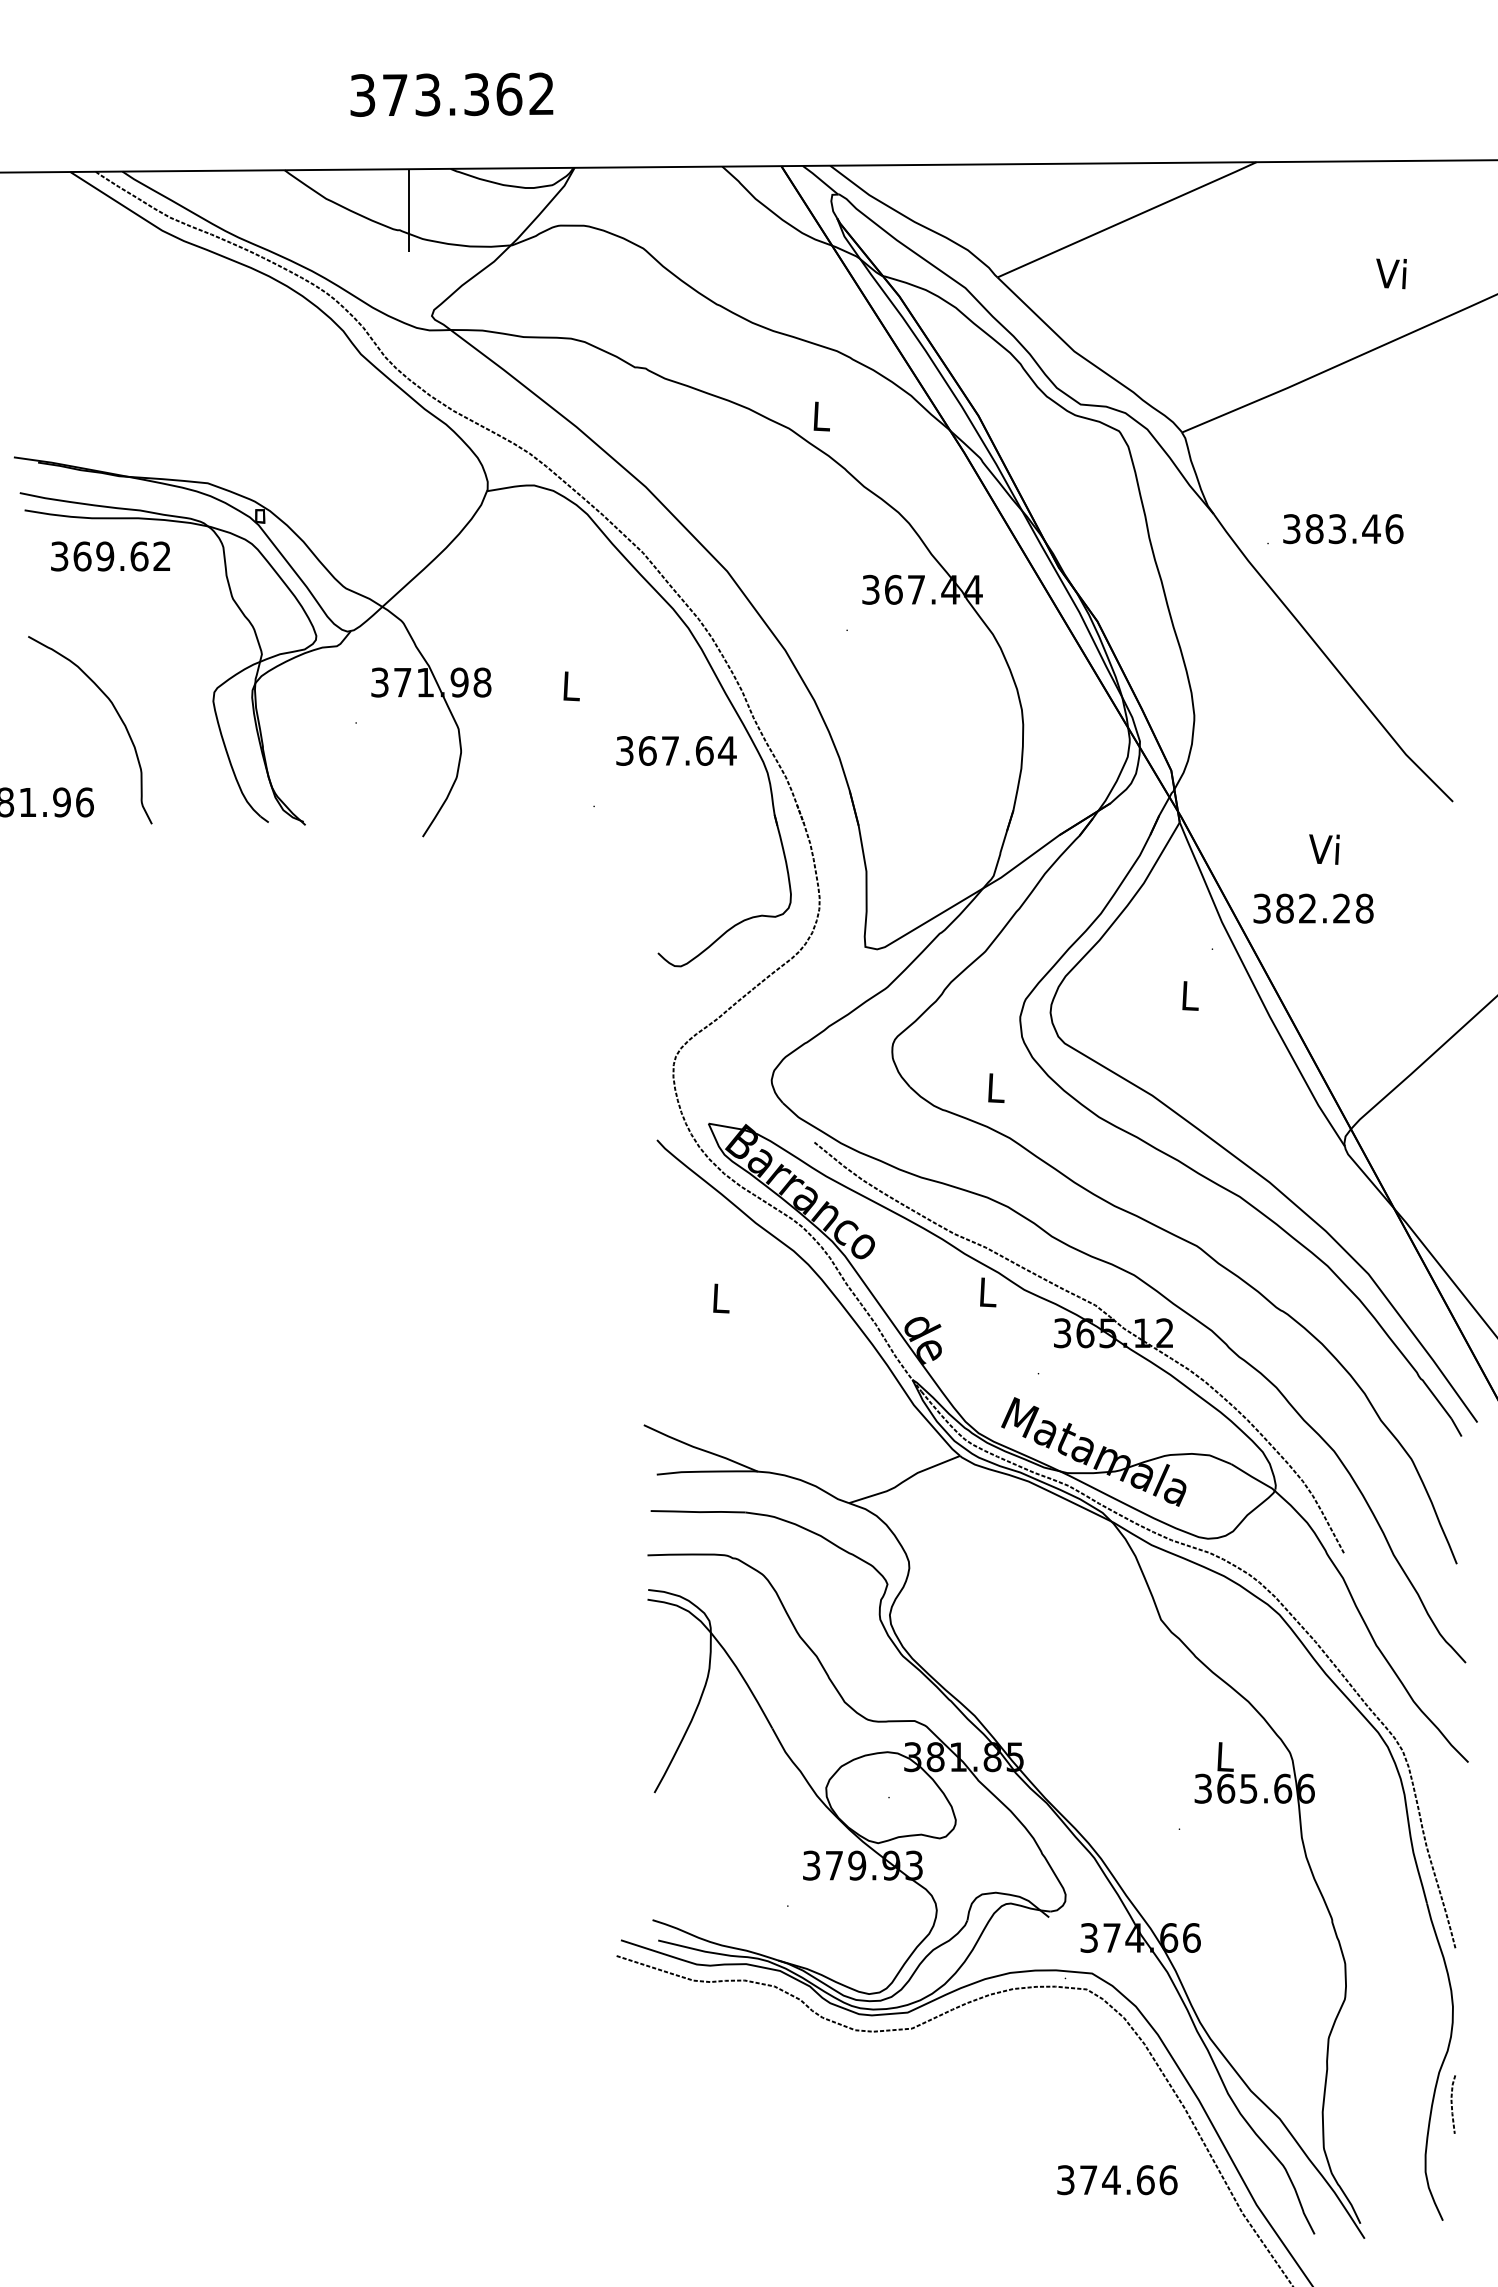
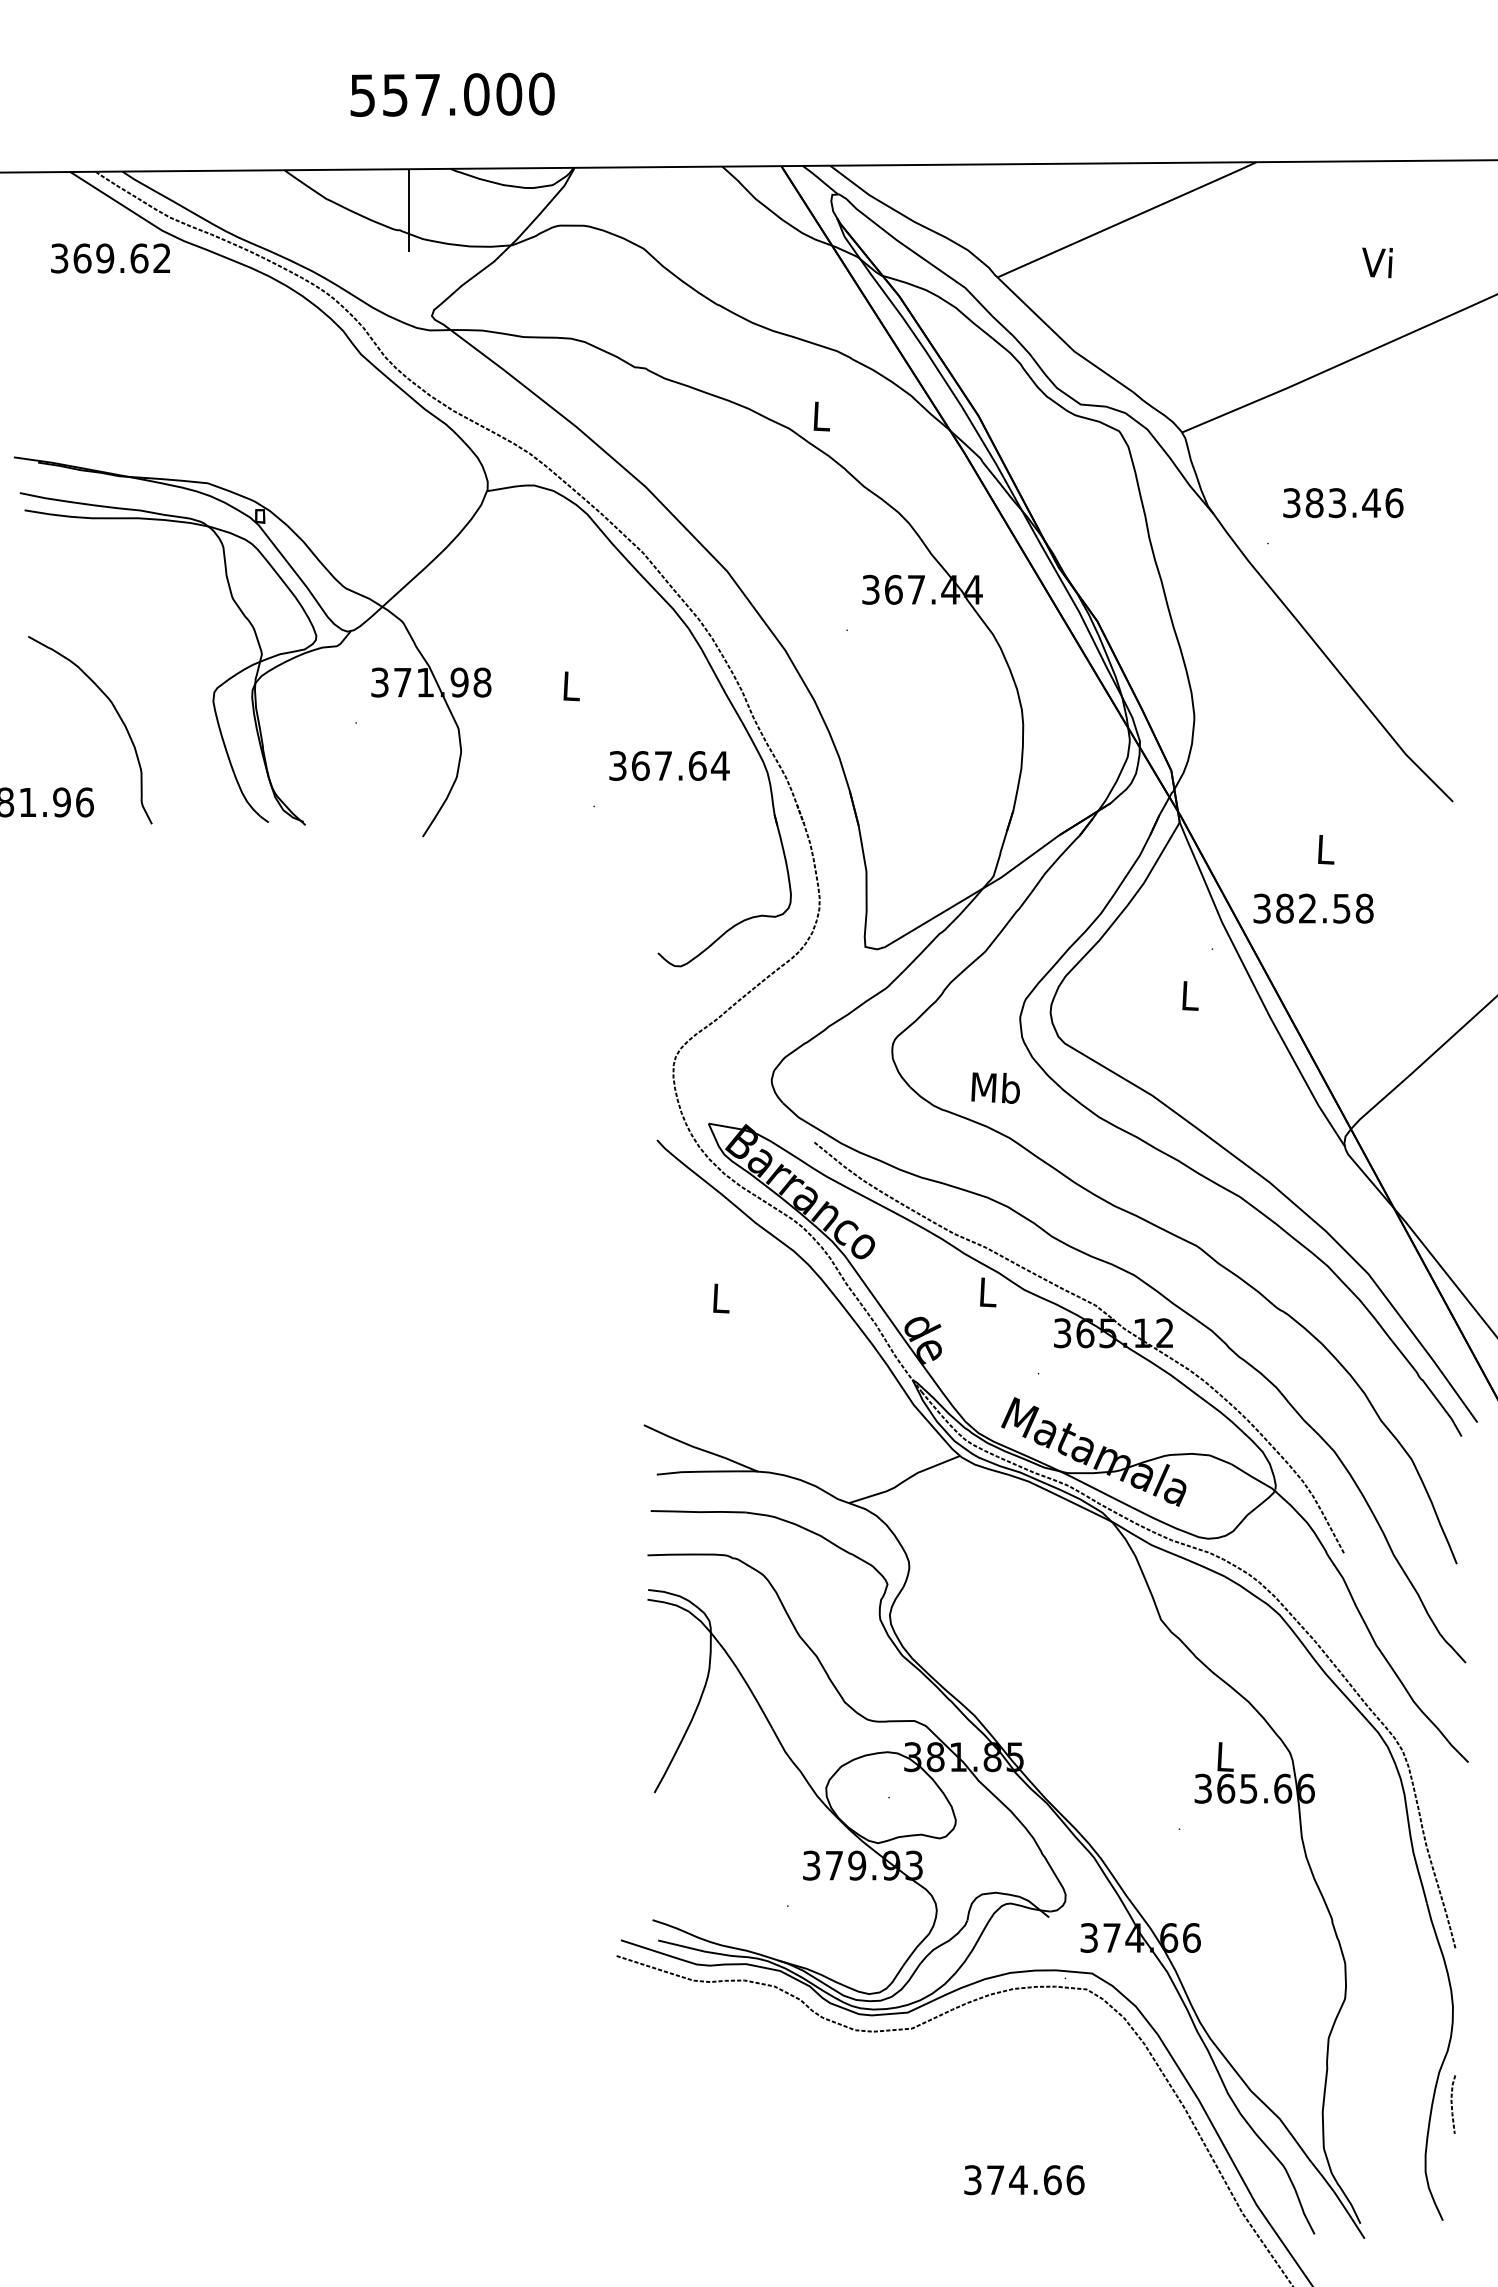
text: 373.362 -> 557.000 (452, 94)
text position: (1391, 273) -> (1377, 262) (1377, 262)
text position: (1343, 529) -> (1343, 503) (1343, 503)
text position: (110, 556) -> (110, 258) (110, 258)
text position: (676, 750) -> (669, 765) (669, 765)
text: Vi -> L (1324, 849)
text: 382.28 -> 382.58 (1341, 908)
text: L -> Mb (995, 1087)
text position: (1117, 2180) -> (1024, 2180) (1024, 2180)
